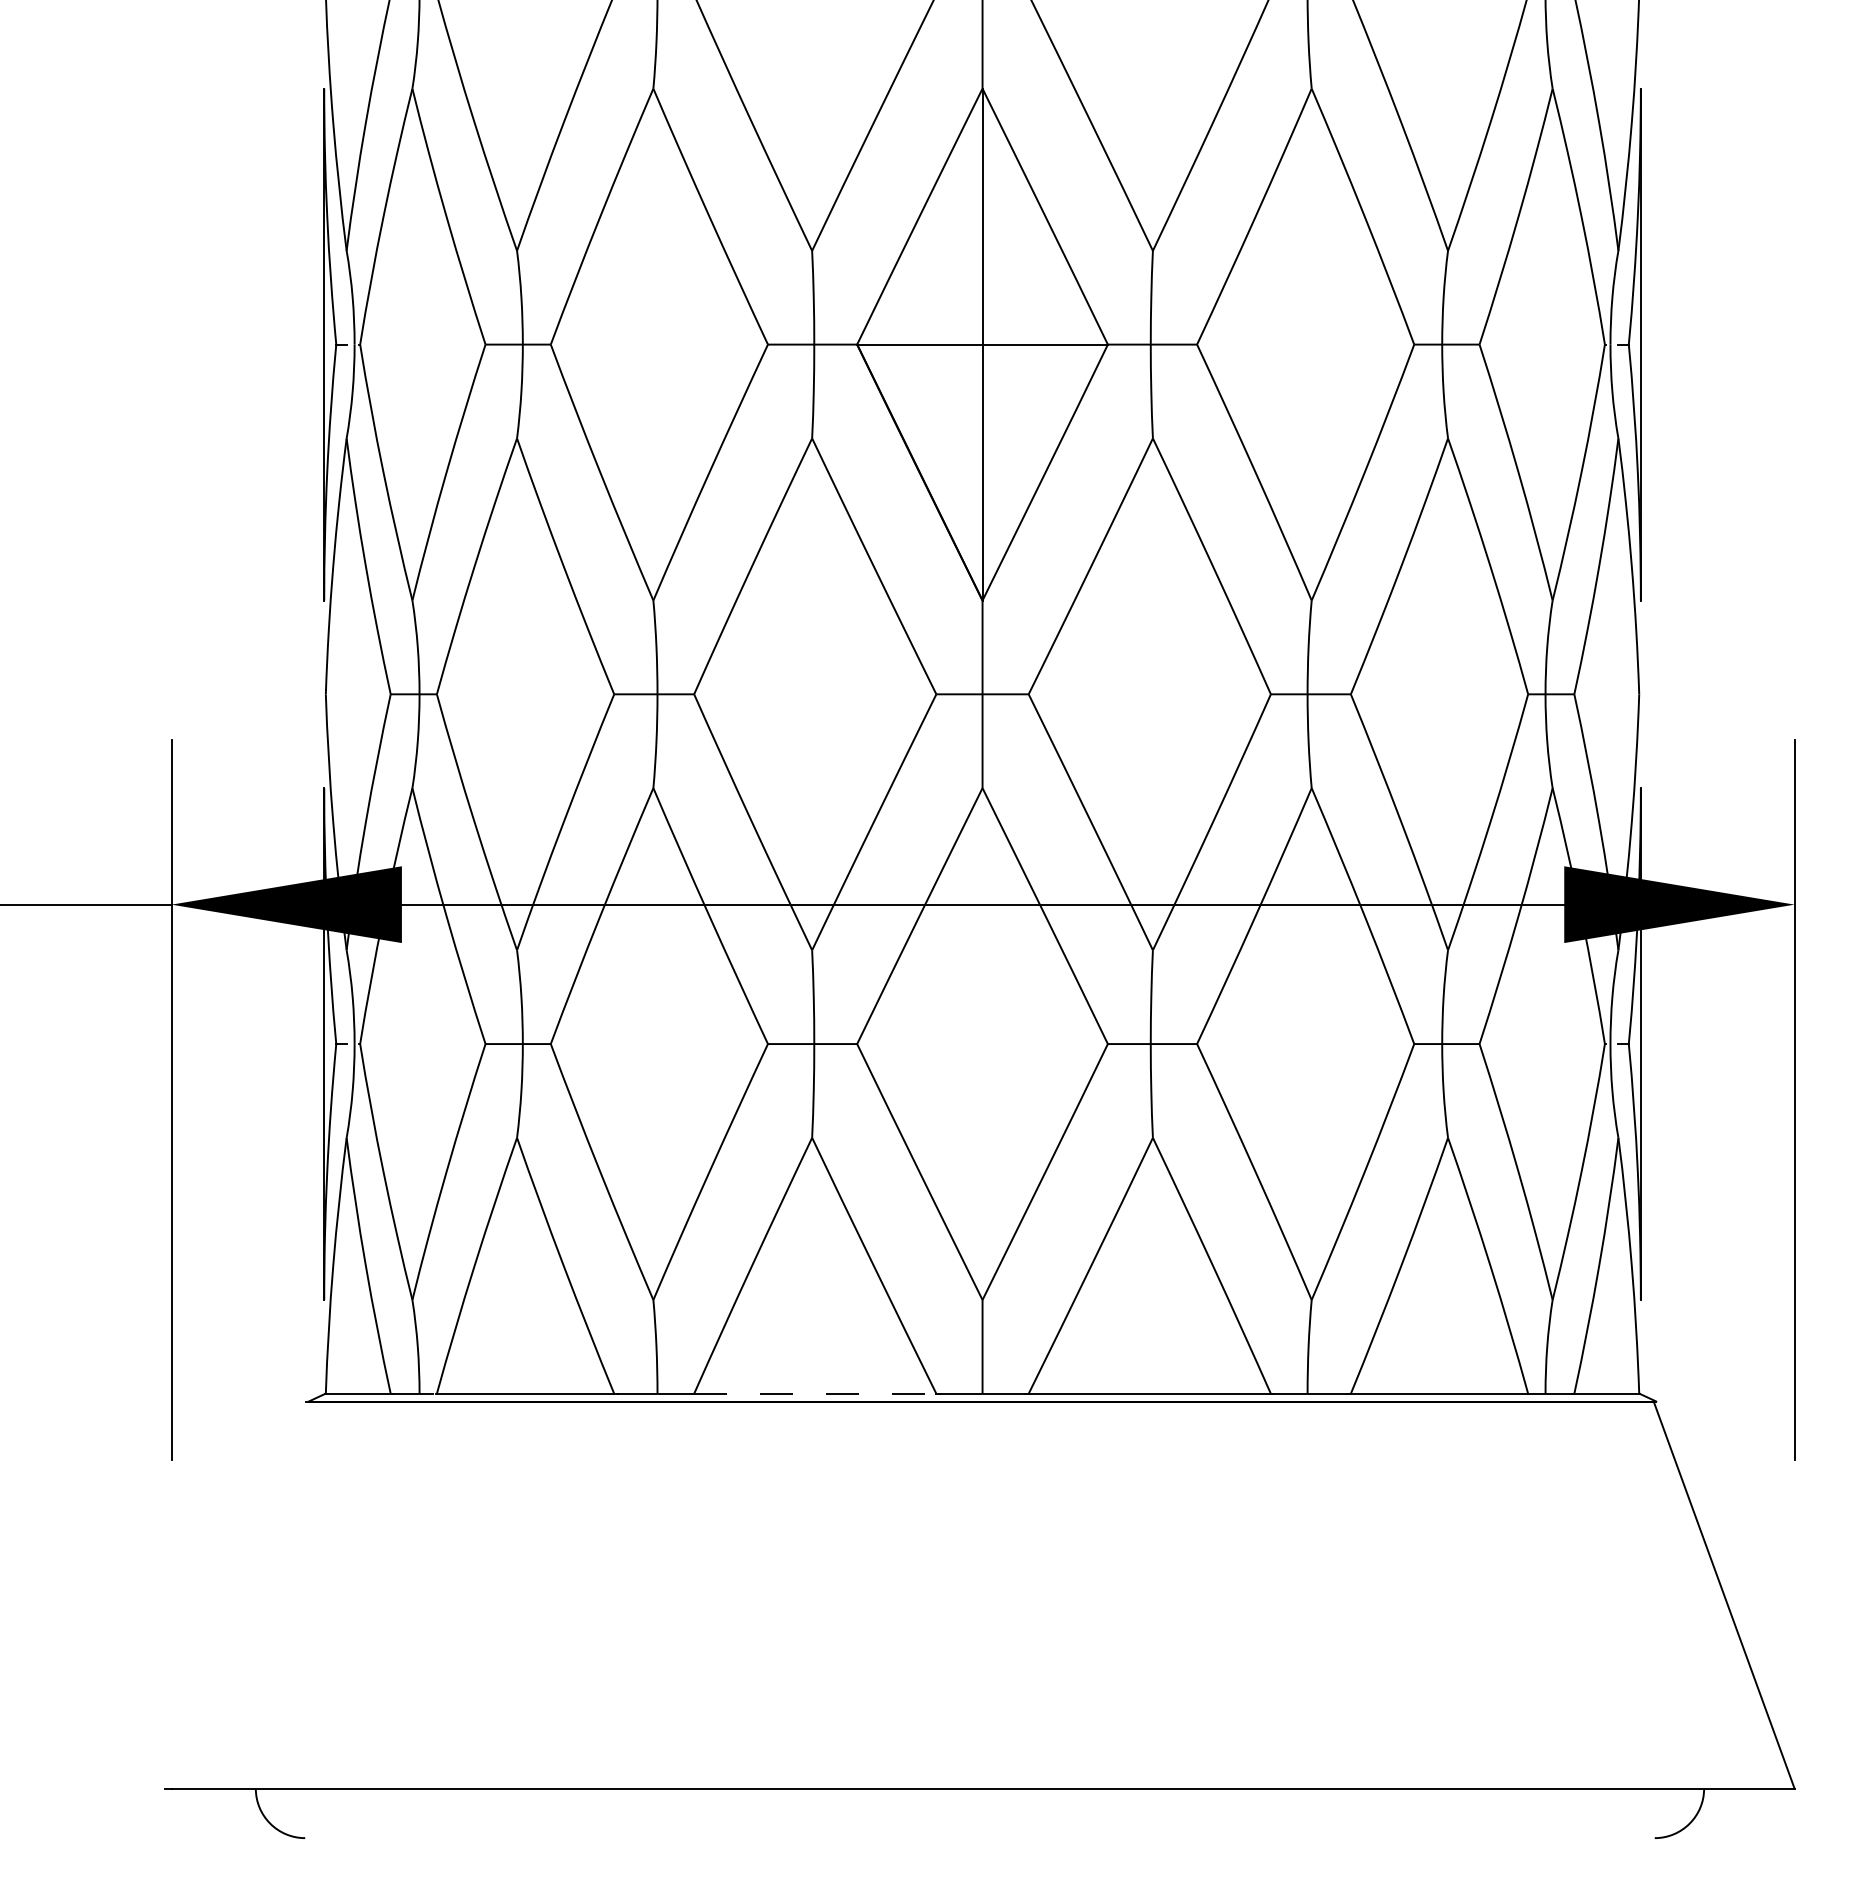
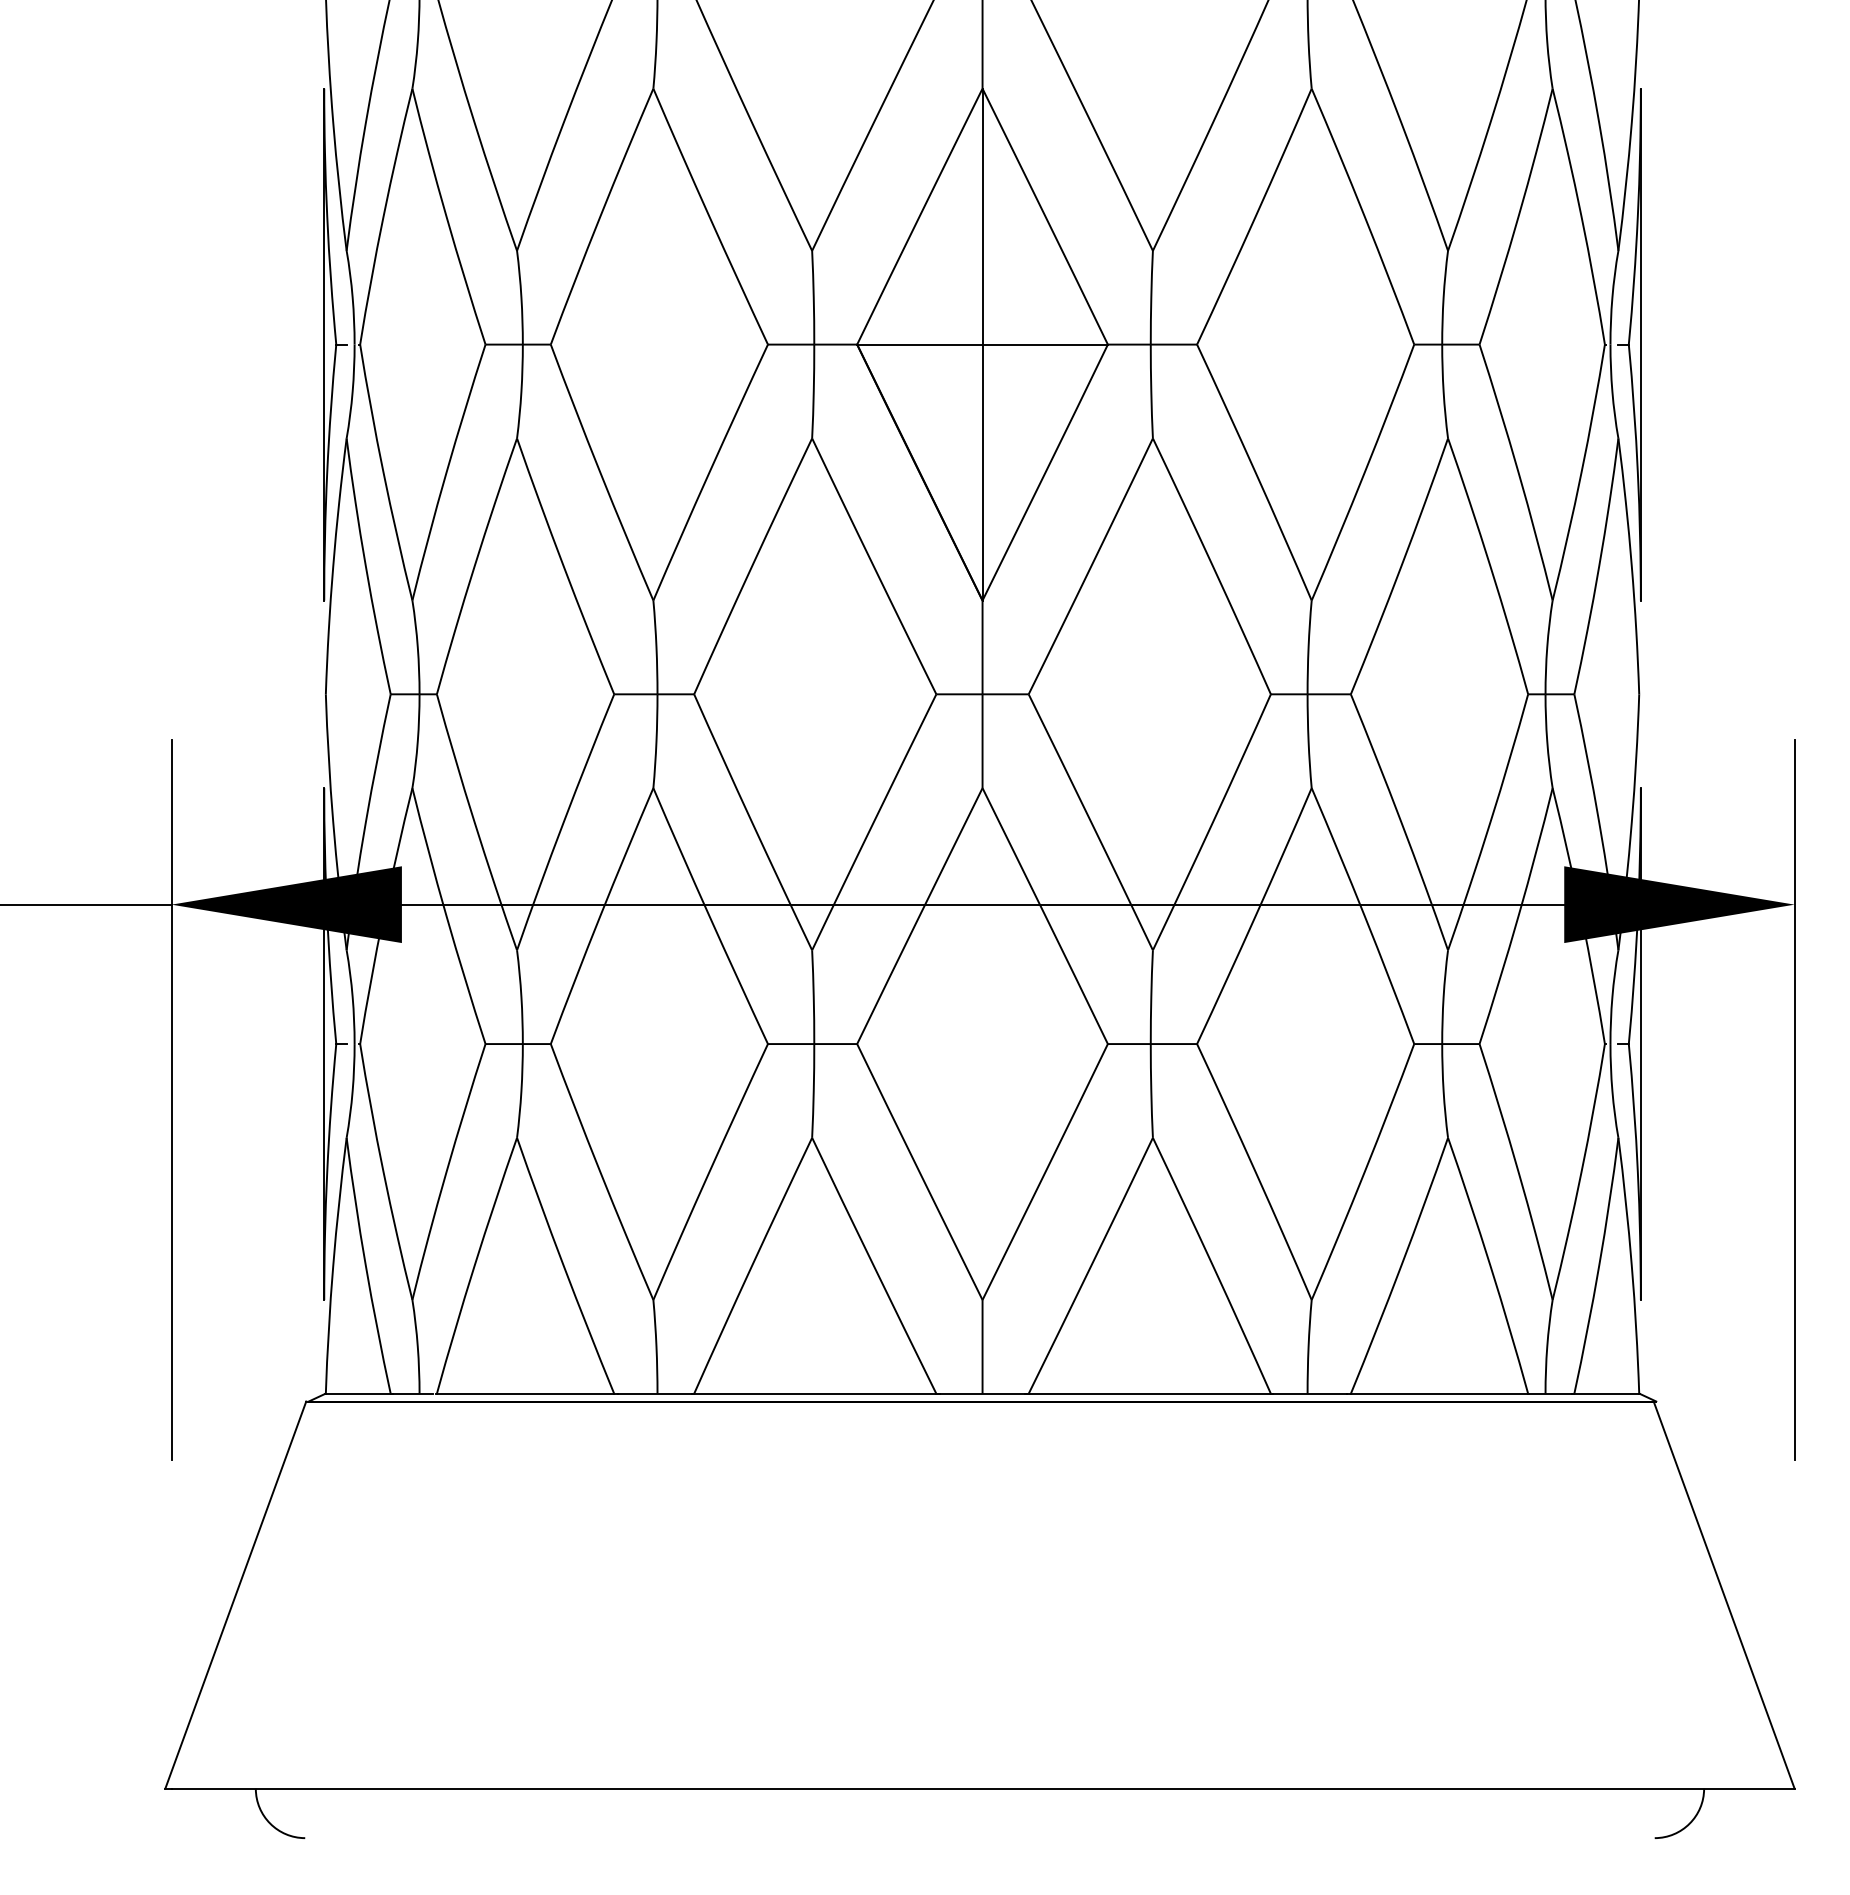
line: dashed -> solid (815, 1393)
line: none -> present (235, 1594)
